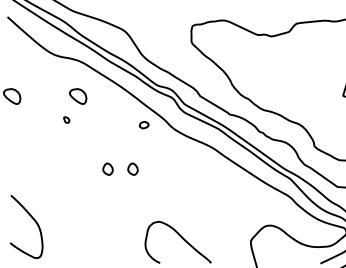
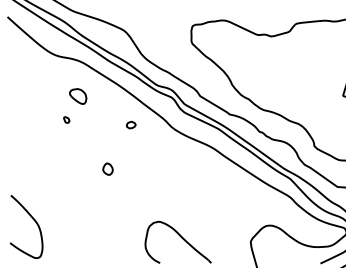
part: present -> none (12, 96)
part position: (143, 125) -> (130, 125) (130, 125)
part: present -> none (132, 168)
